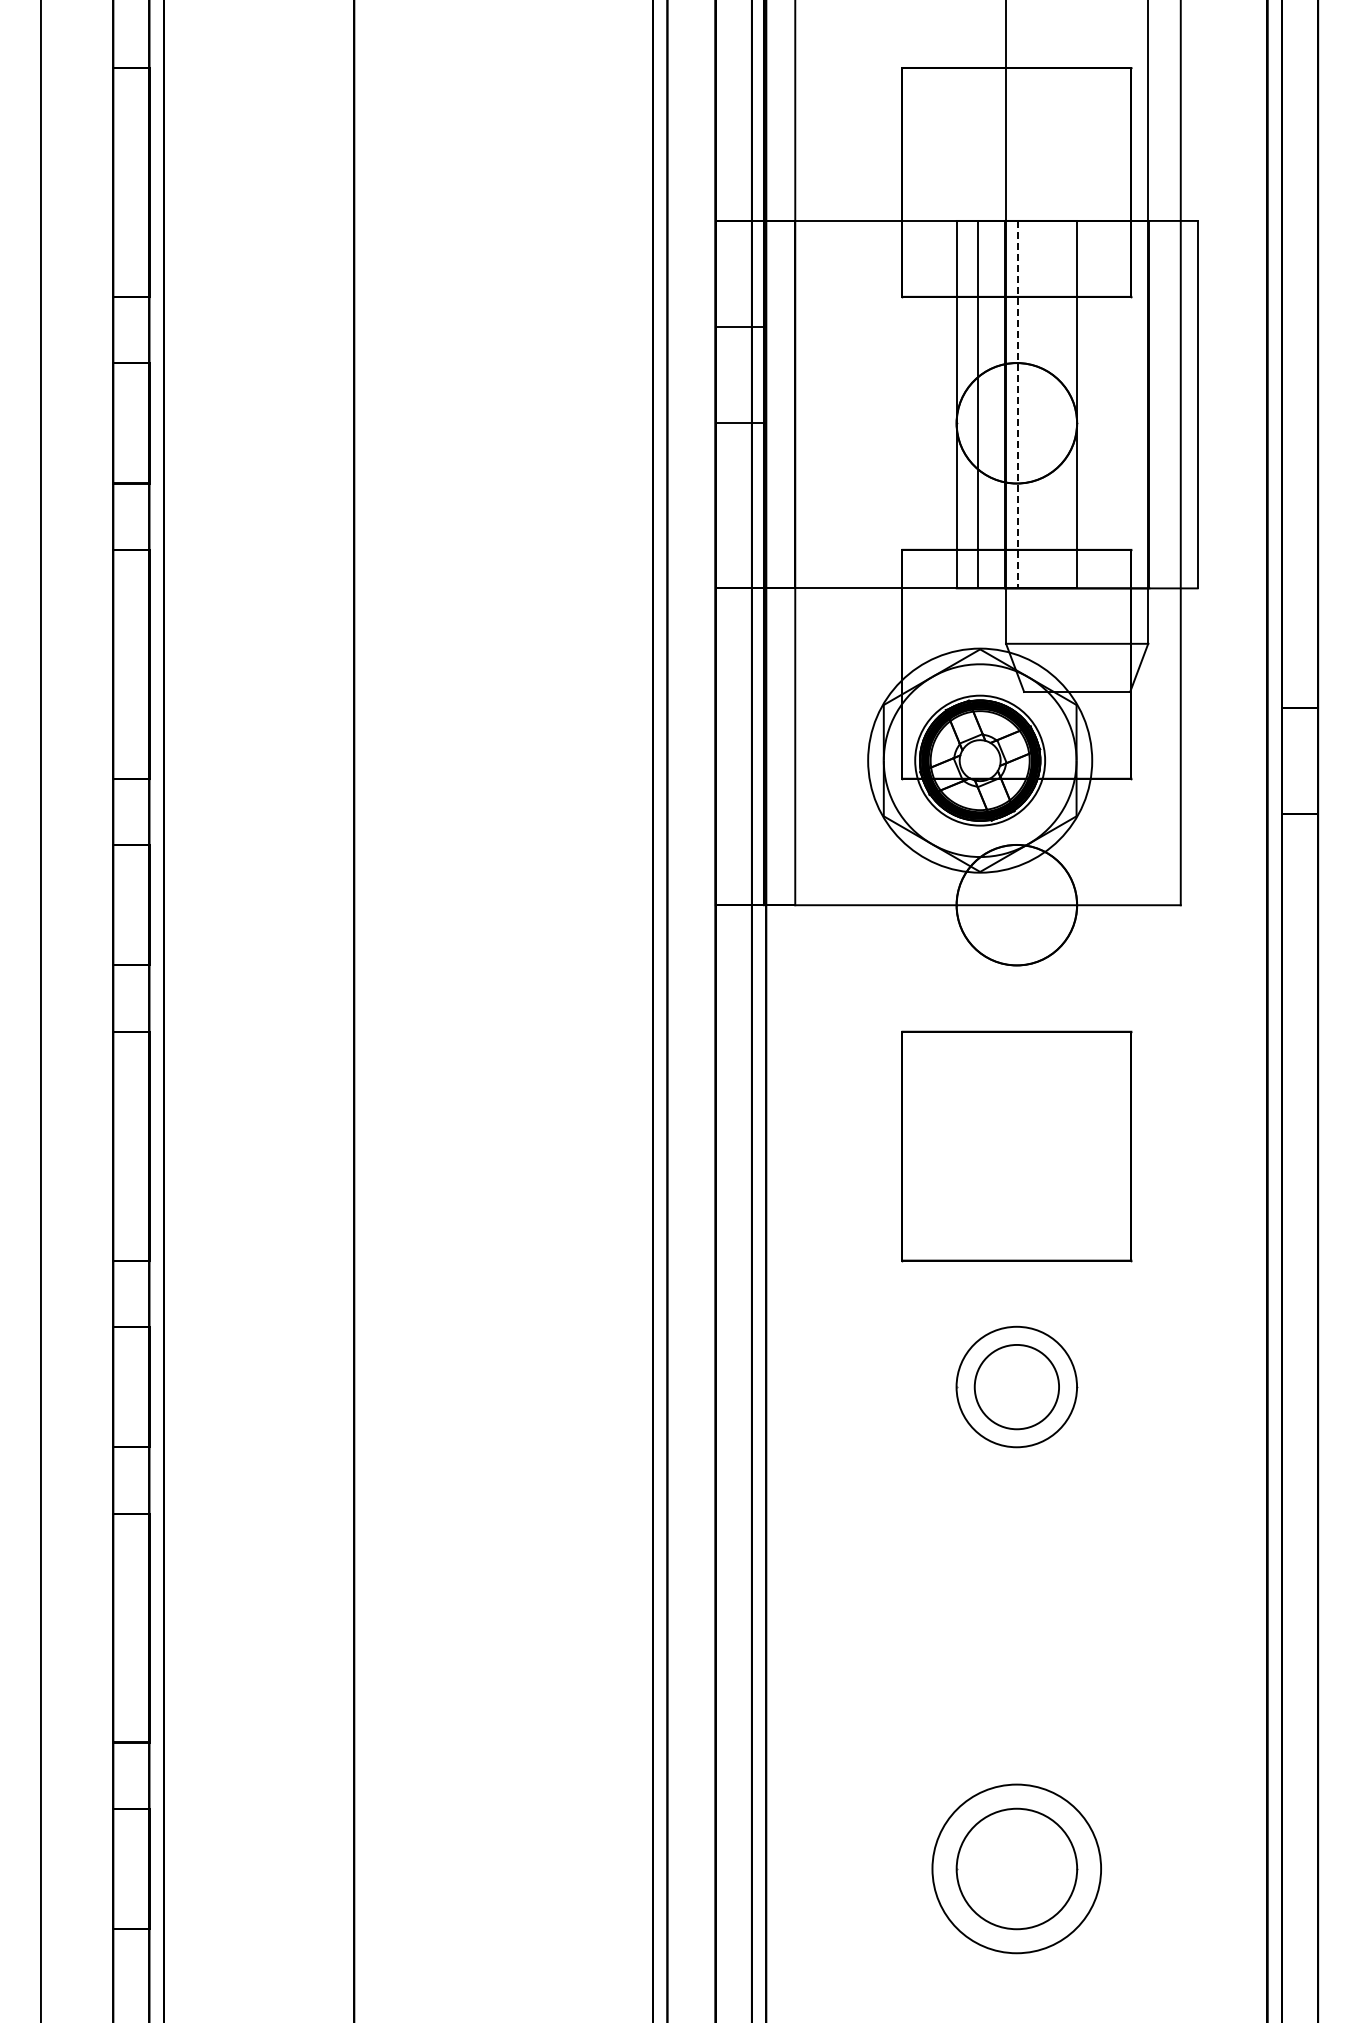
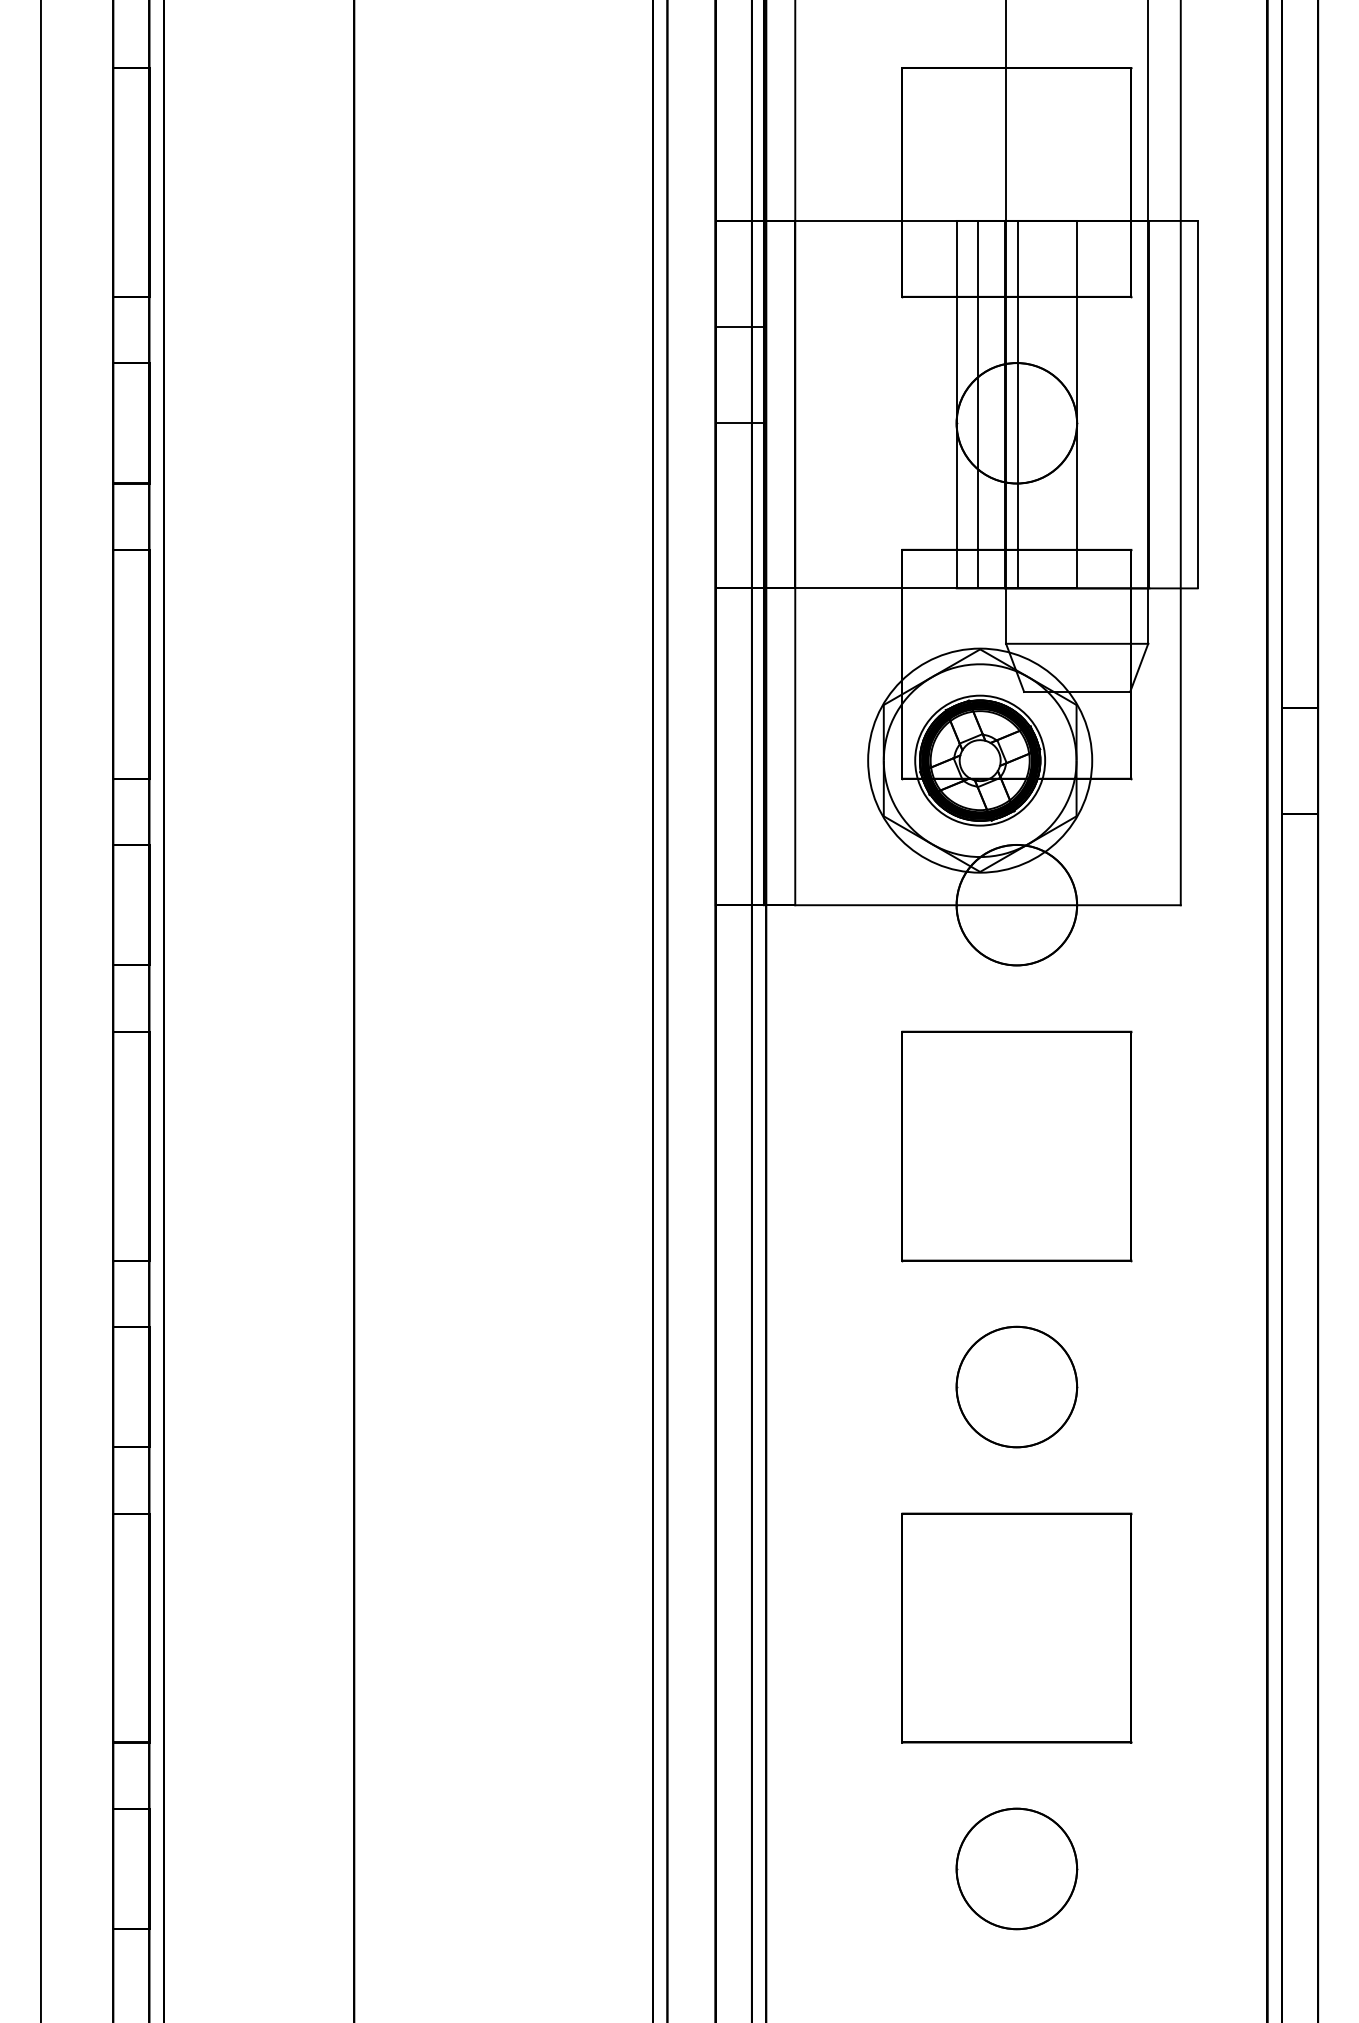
line: dashed -> solid (1017, 404)
circle diameter: 84 px -> 120 px (1016, 1386)
part: none -> present (1016, 1627)
circle diameter: 169 px -> 120 px (1016, 1868)
